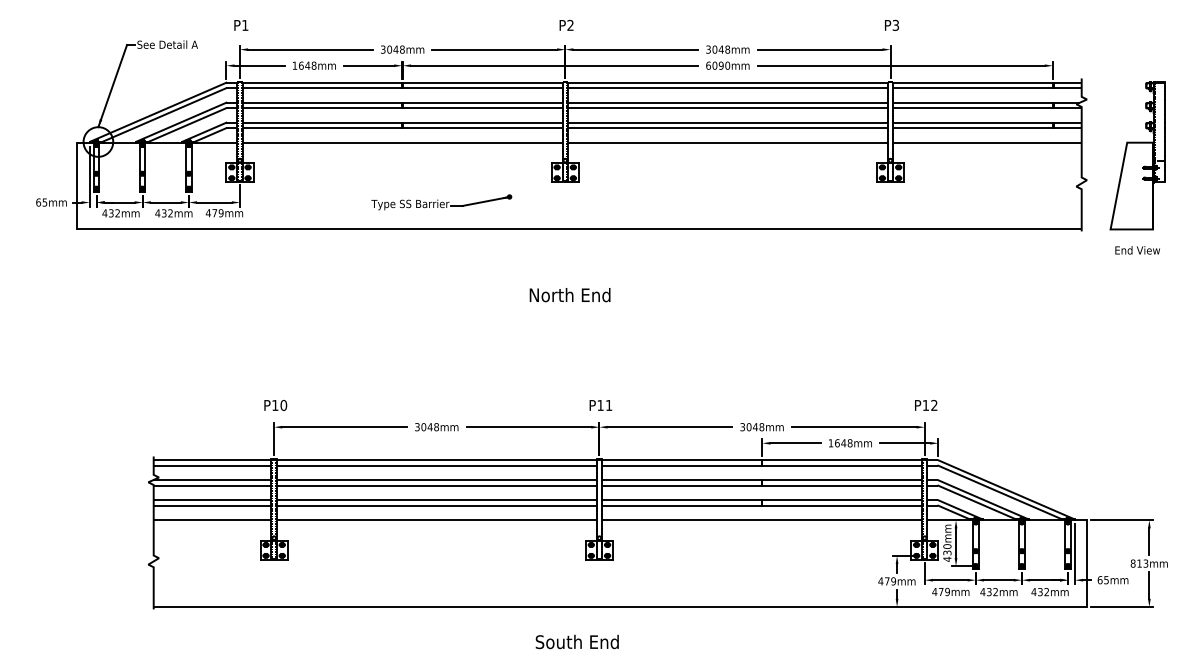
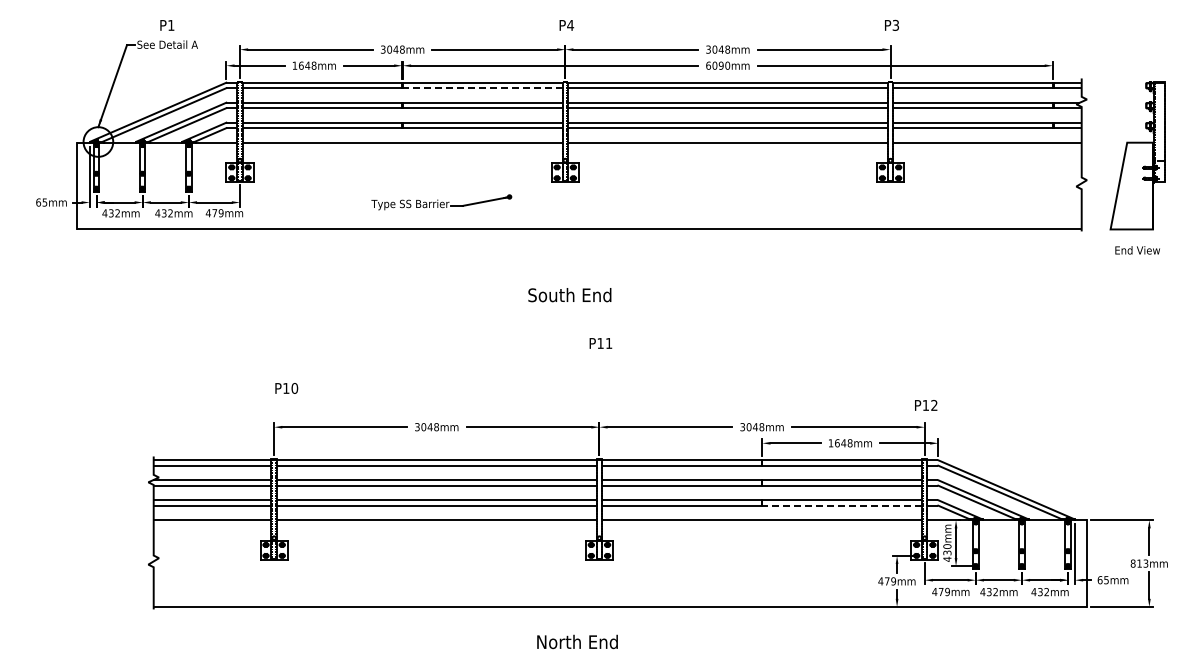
text: P2 -> P4 (570, 24)
text position: (241, 25) -> (167, 25) (167, 25)
line: solid -> dashed (482, 88)
text: North End -> South End (569, 295)
text position: (275, 405) -> (286, 388) (286, 388)
text position: (600, 405) -> (600, 343) (600, 343)
line: solid -> dashed (842, 505)
text: South End -> North End (576, 641)
